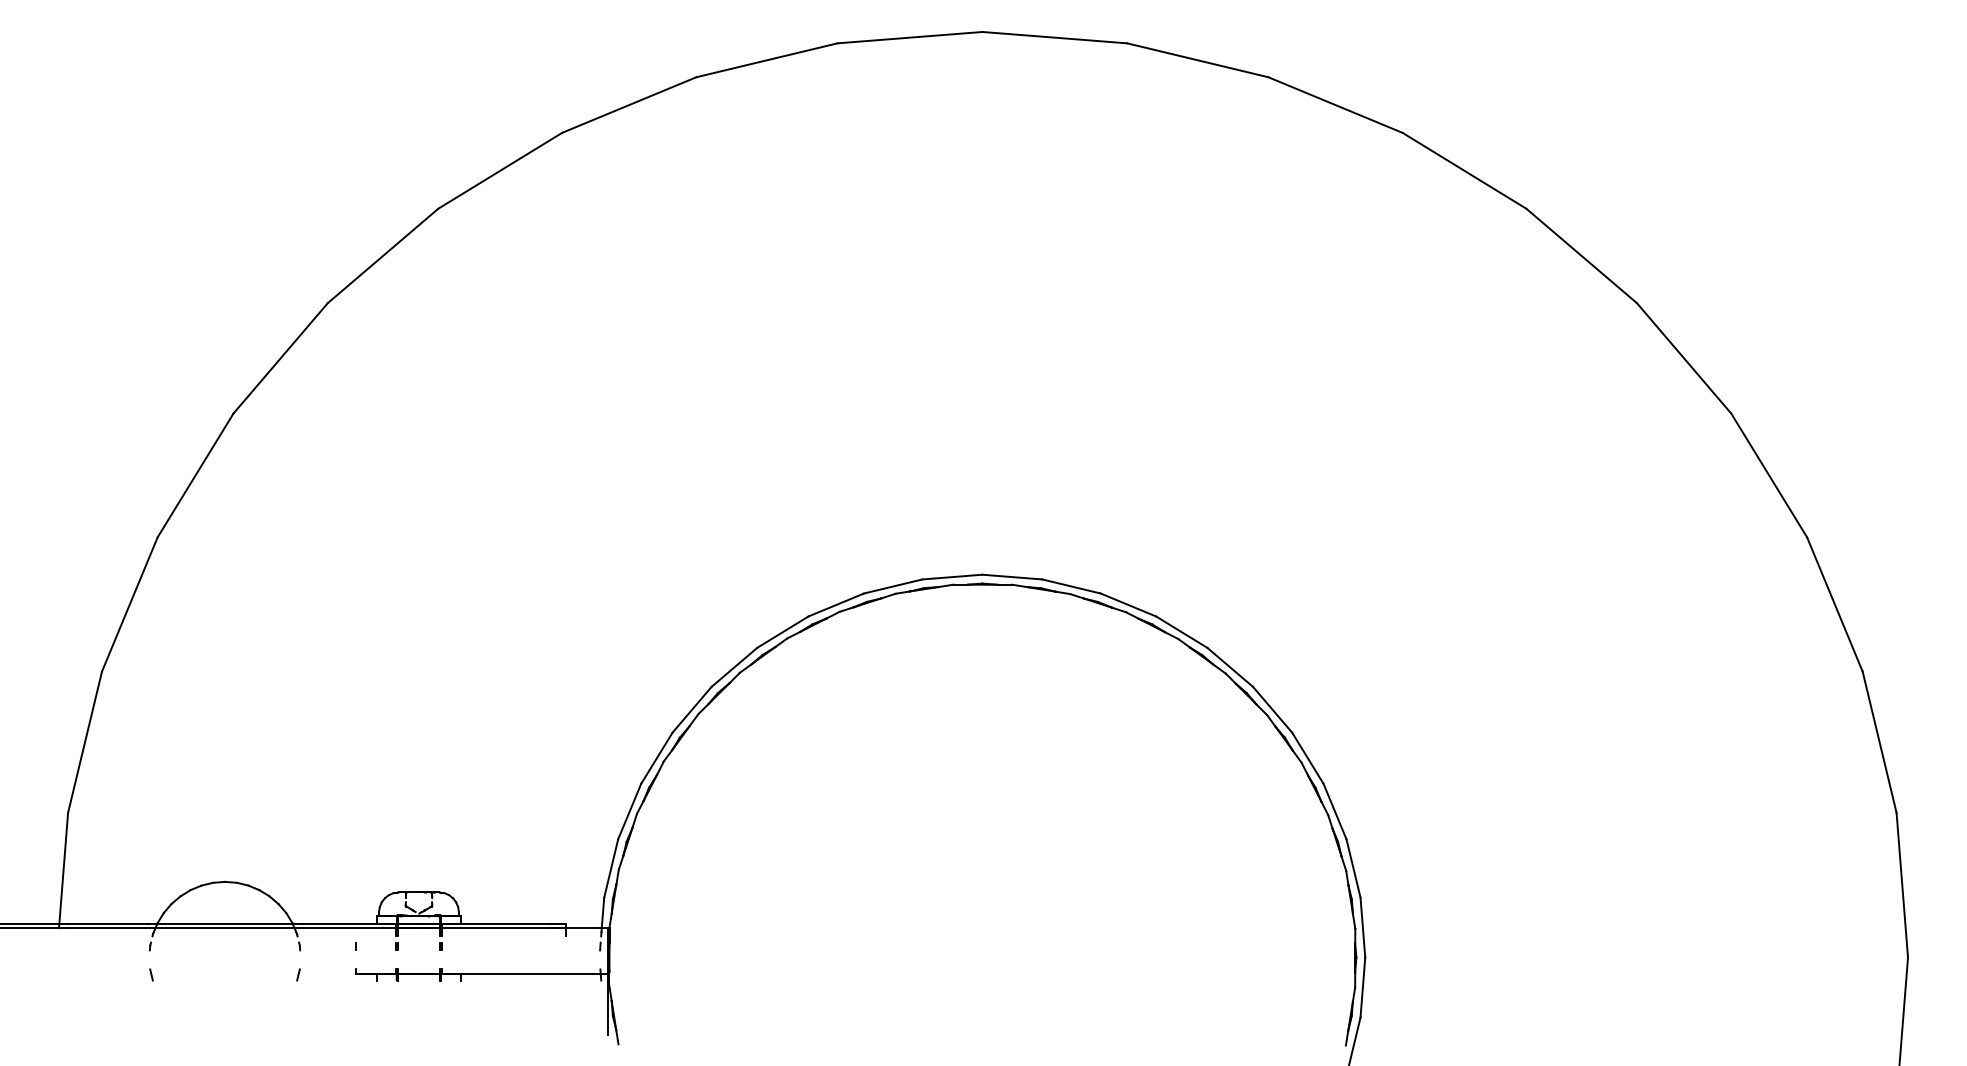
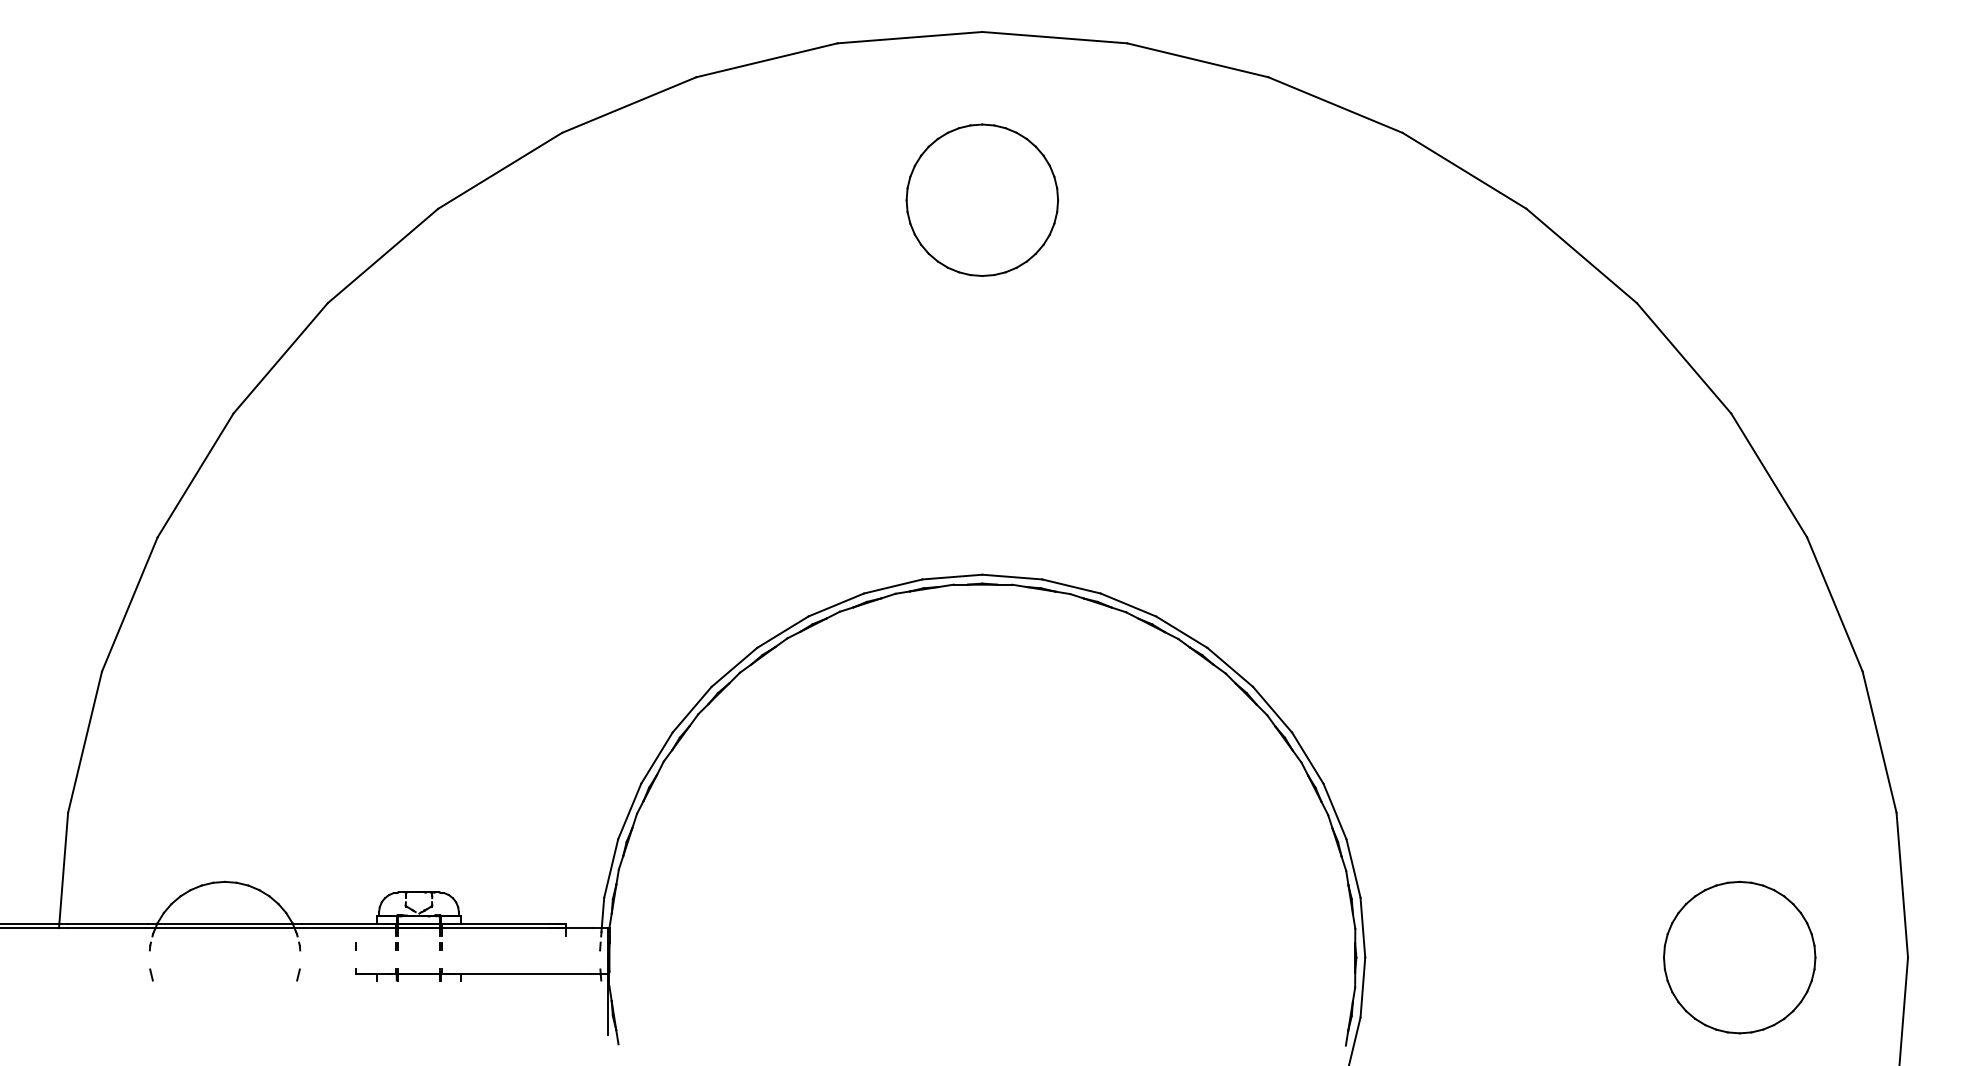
part: none -> present (982, 199)
part: none -> present (1739, 957)
